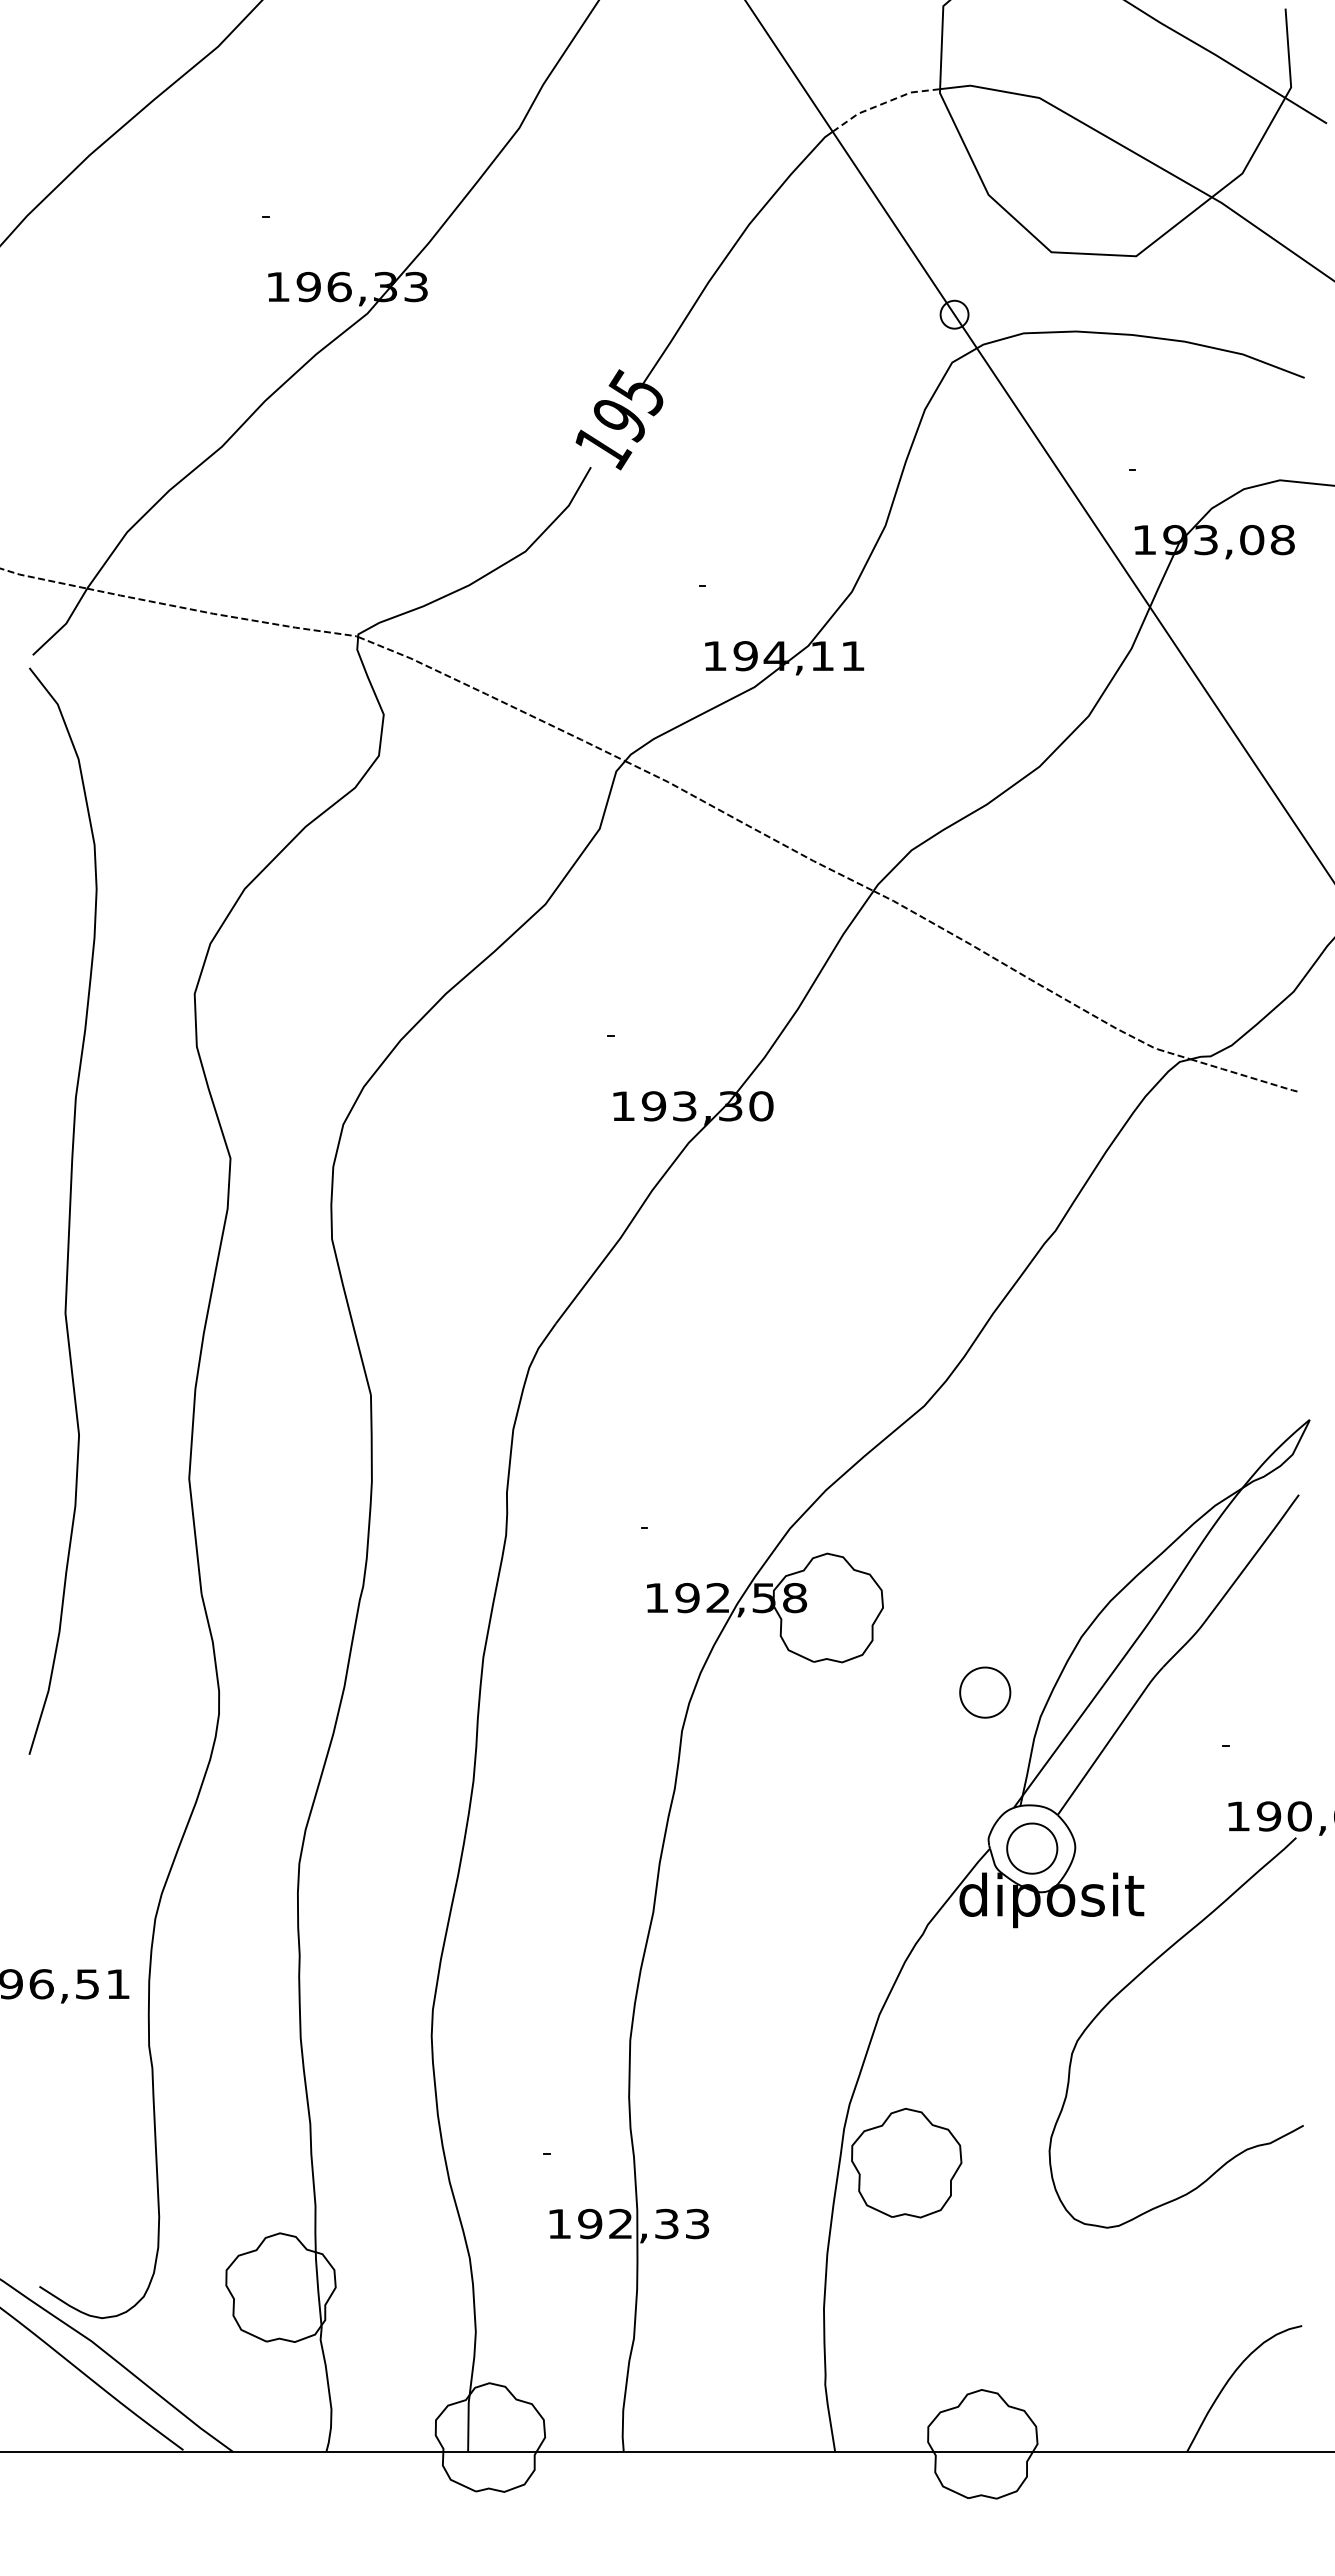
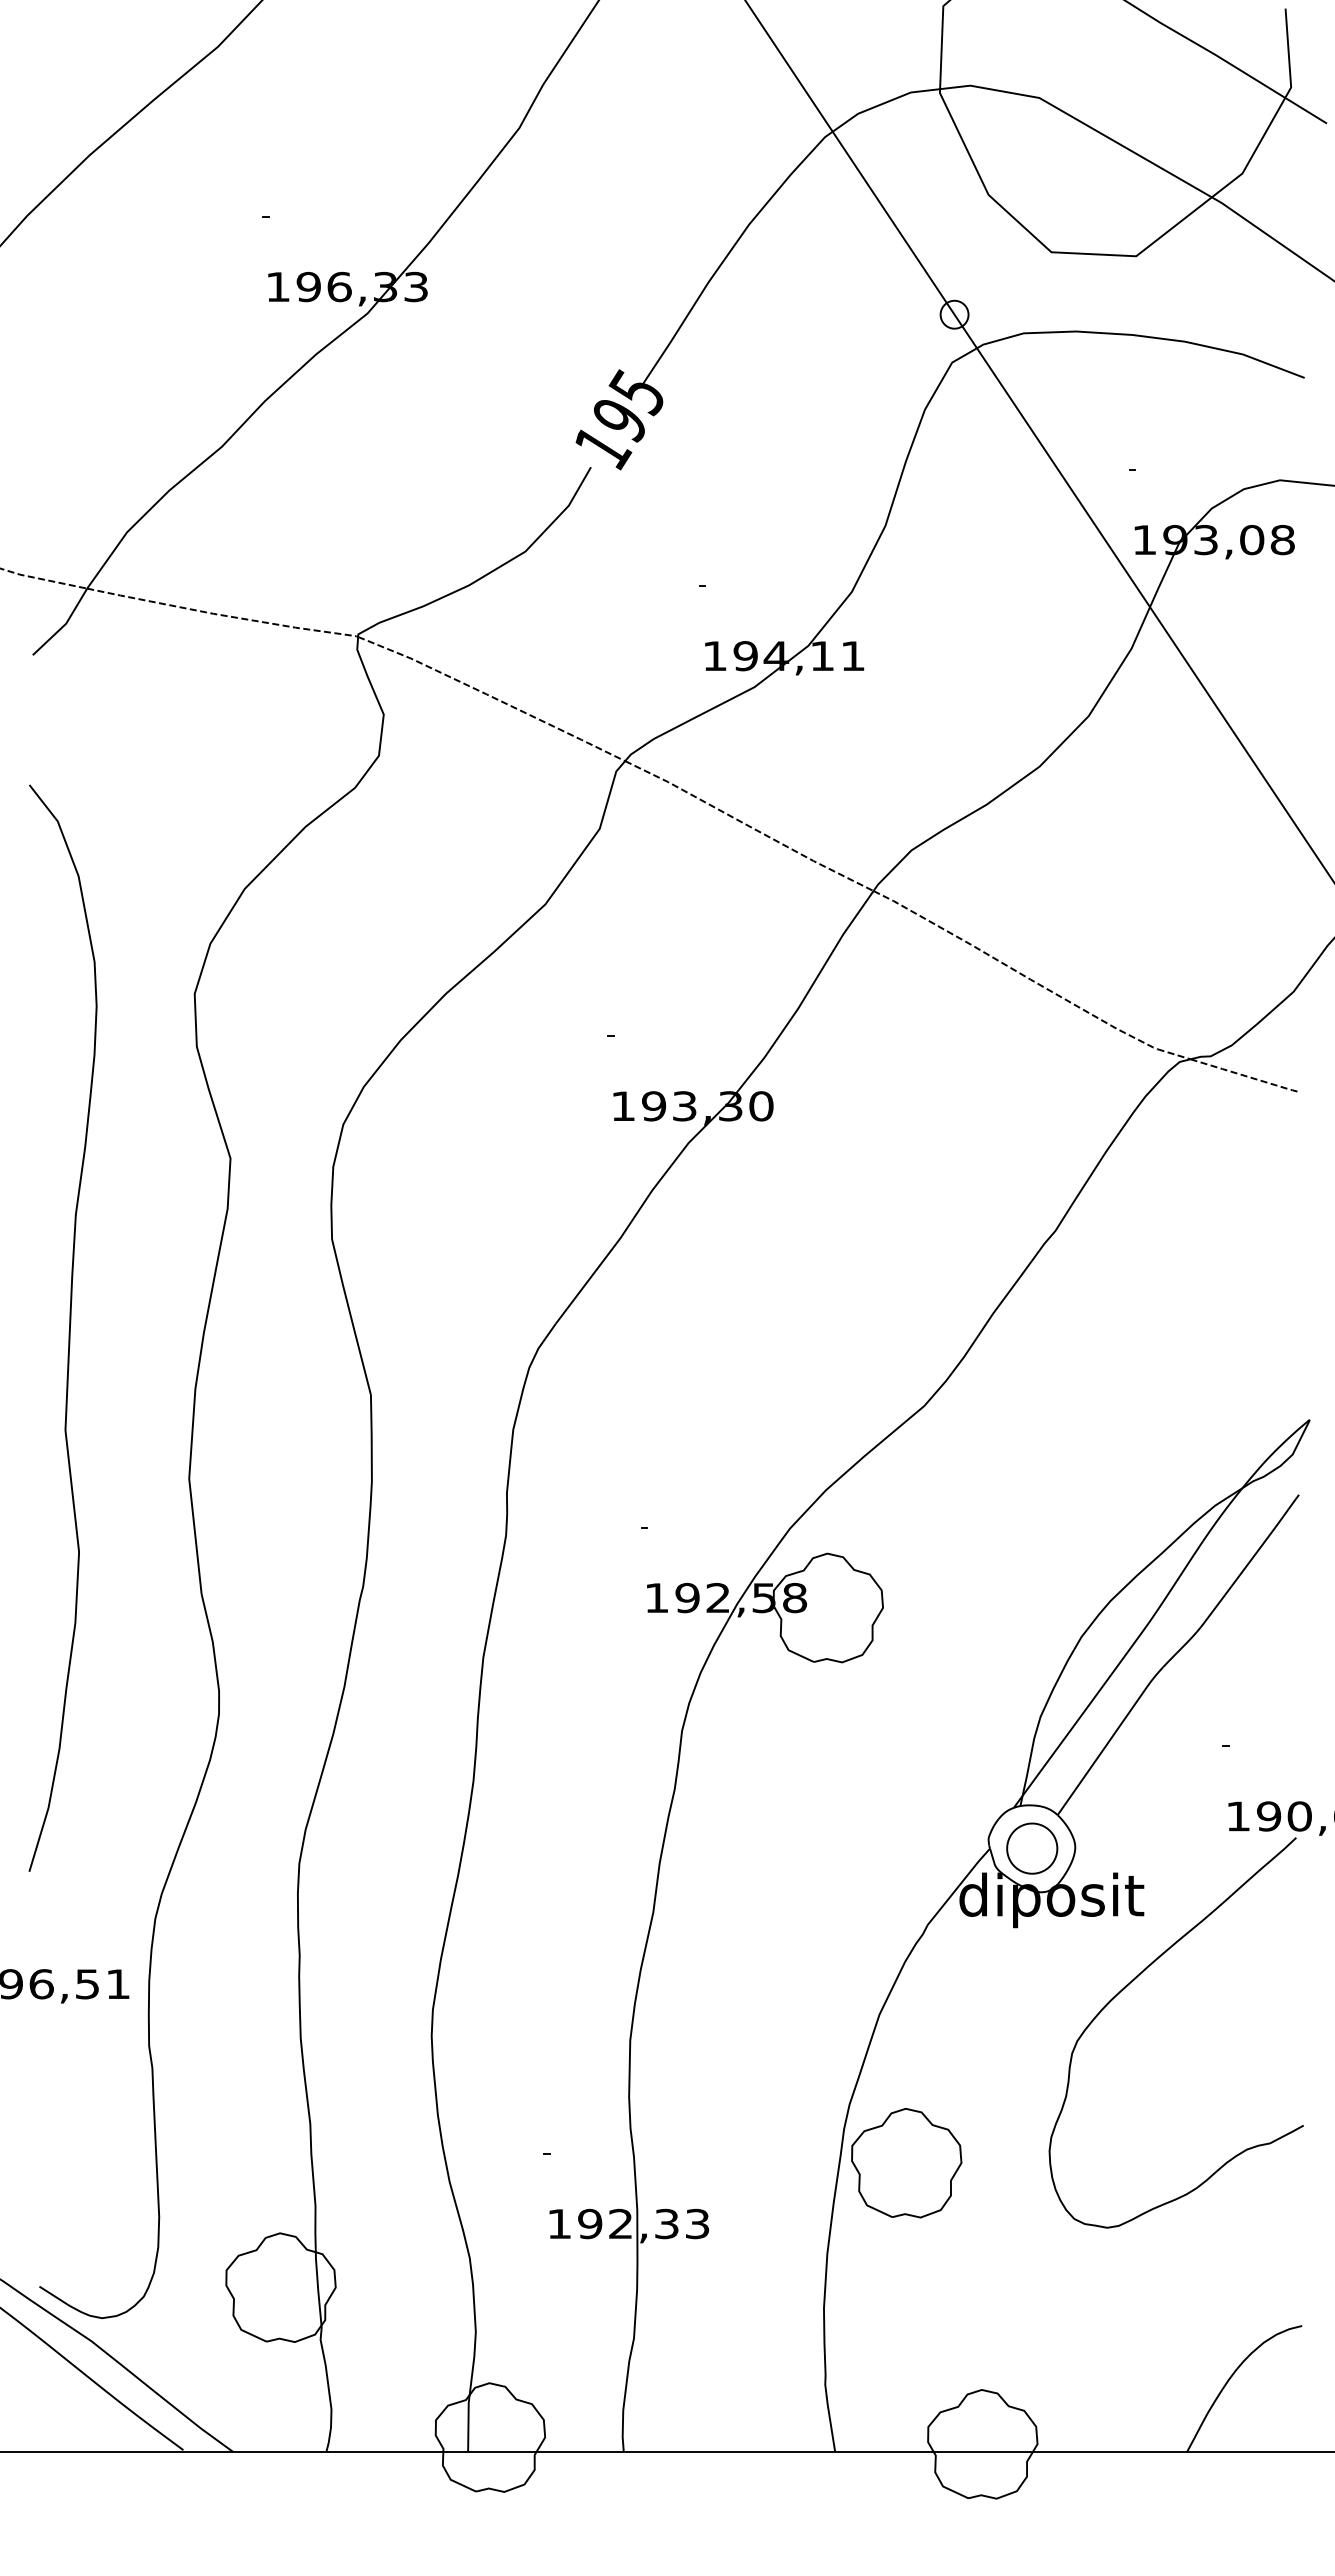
line: dashed -> solid (884, 103)
curve position: (69, 1210) -> (69, 1327) (69, 1327)
part: present -> none (985, 1692)
